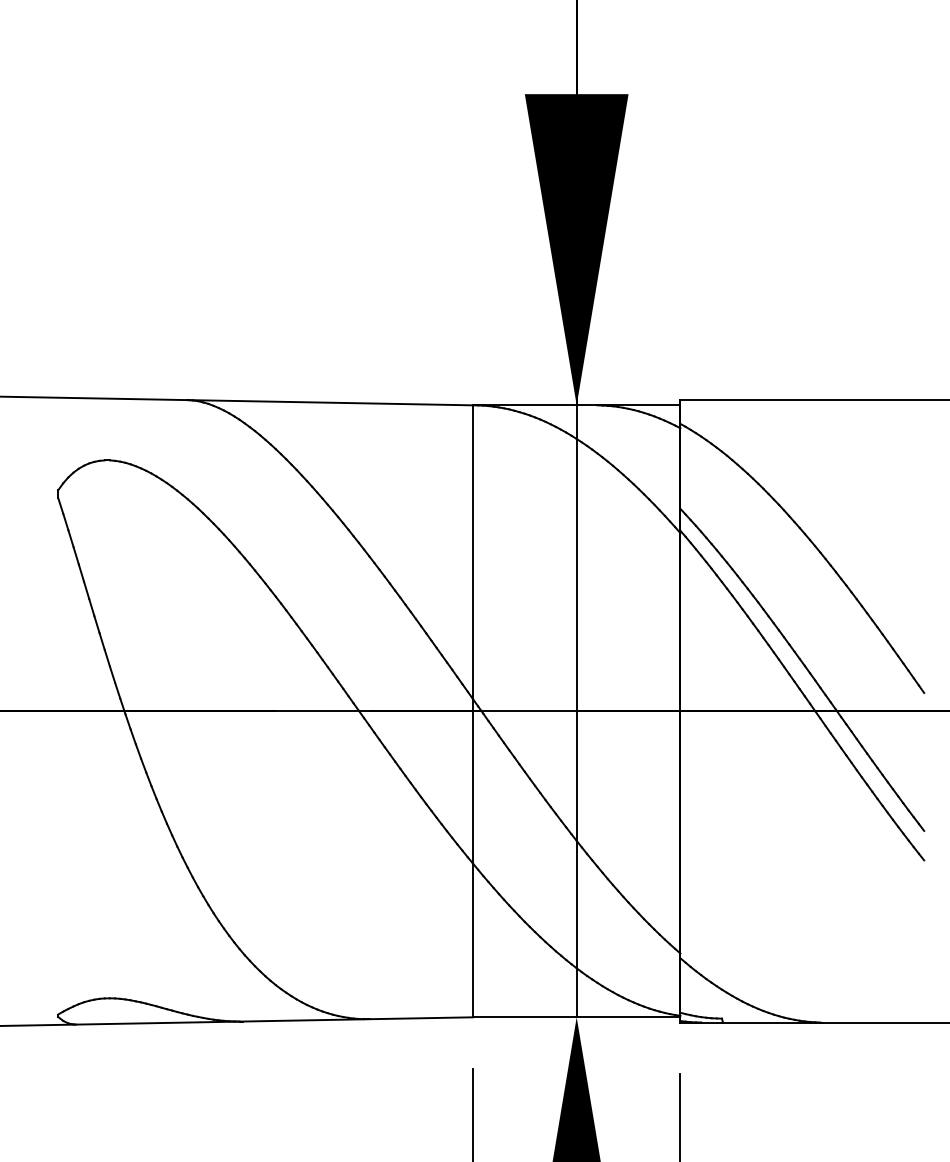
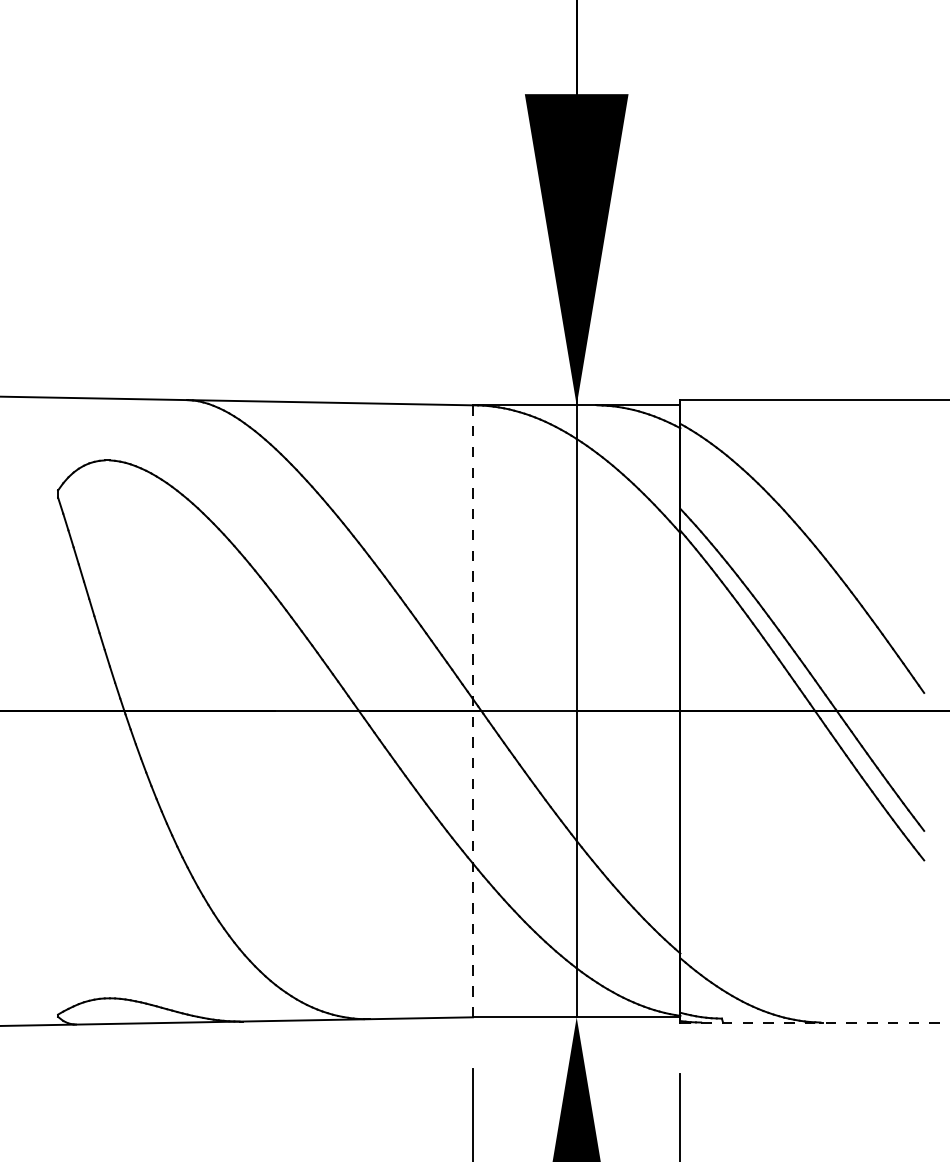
line: solid -> dashed (472, 711)
line: solid -> dashed (815, 1022)
